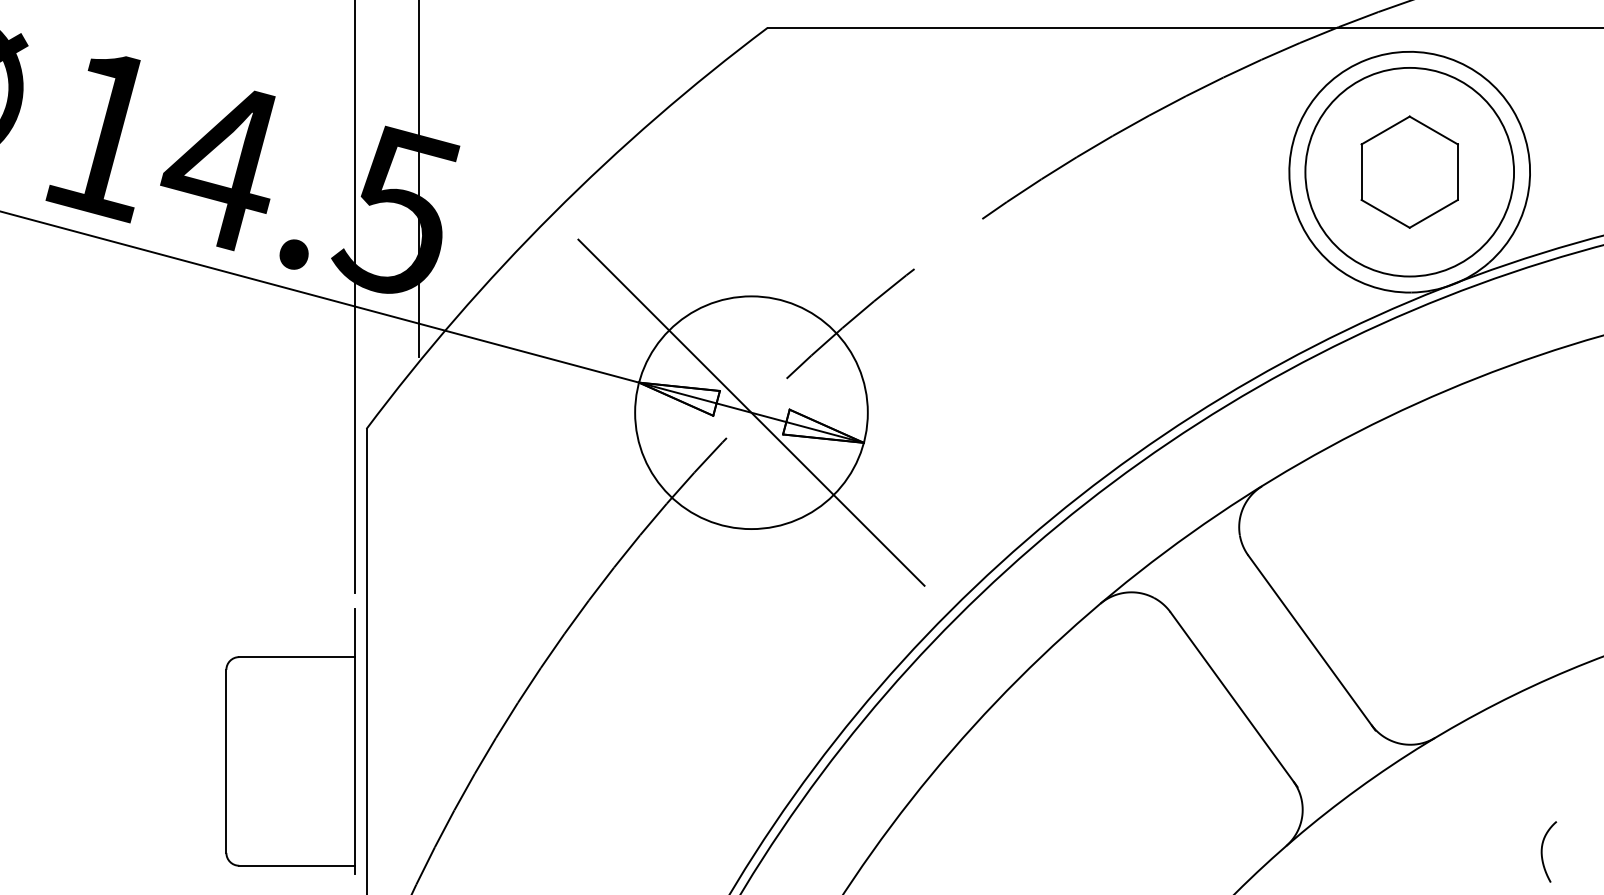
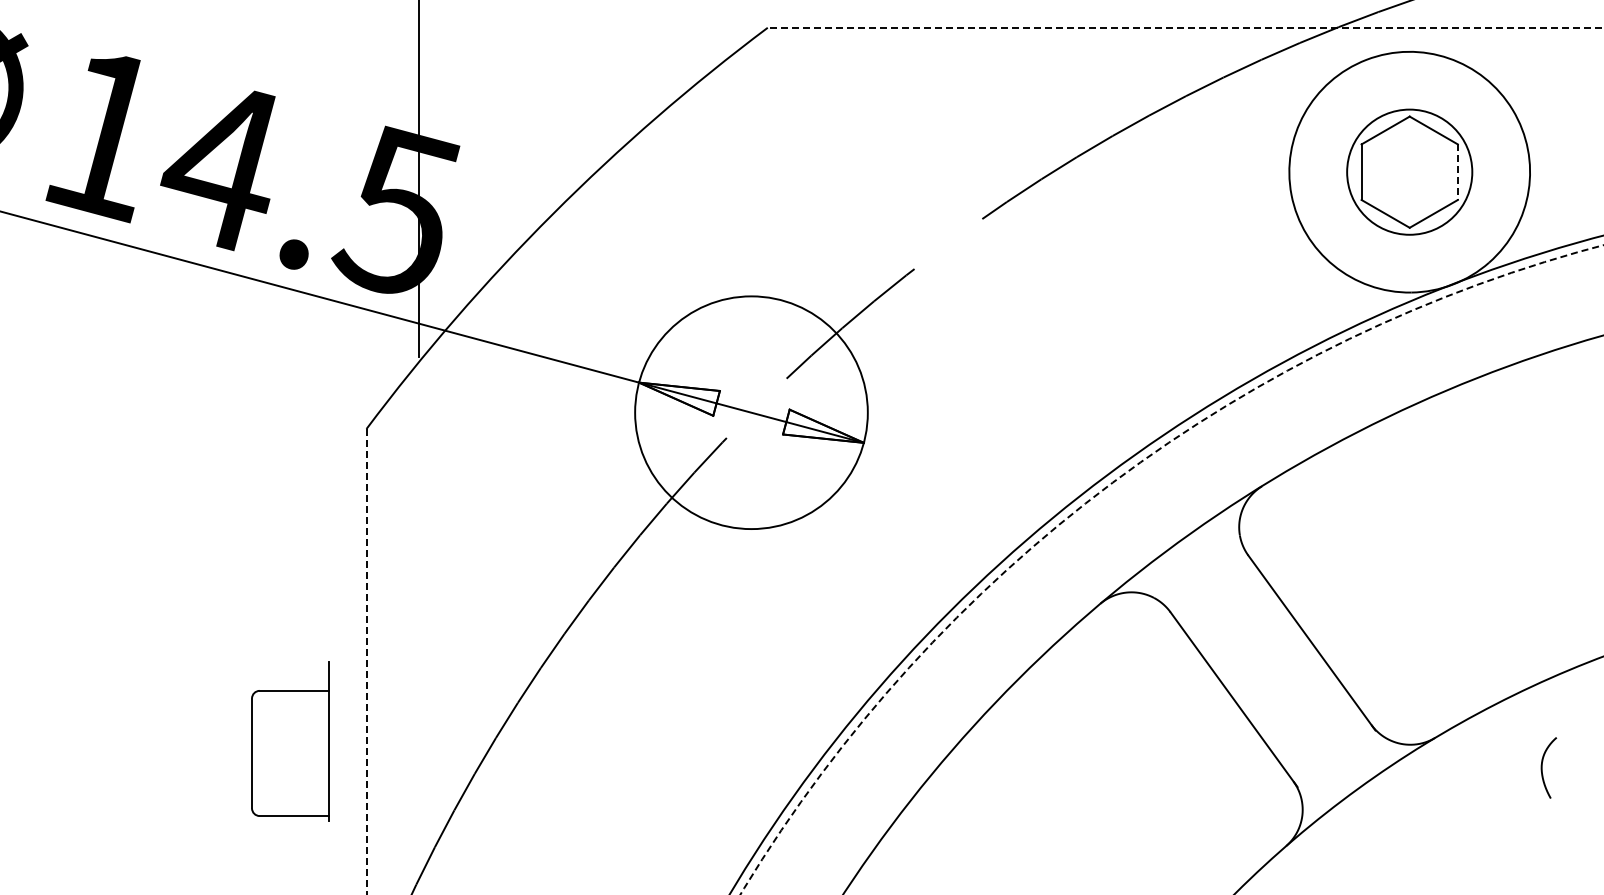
line: solid -> dashed (1185, 27)
circle diameter: 209 px -> 125 px (1409, 171)
line: solid -> dashed (1457, 172)
line: present -> none (354, 297)
line: present -> none (751, 412)
circle: solid -> dashed (1171, 569)
line: solid -> dashed (366, 661)
part size: 131x267 px -> 79x161 px (290, 741)
curve position: (1542, 851) -> (1542, 767) (1542, 767)
